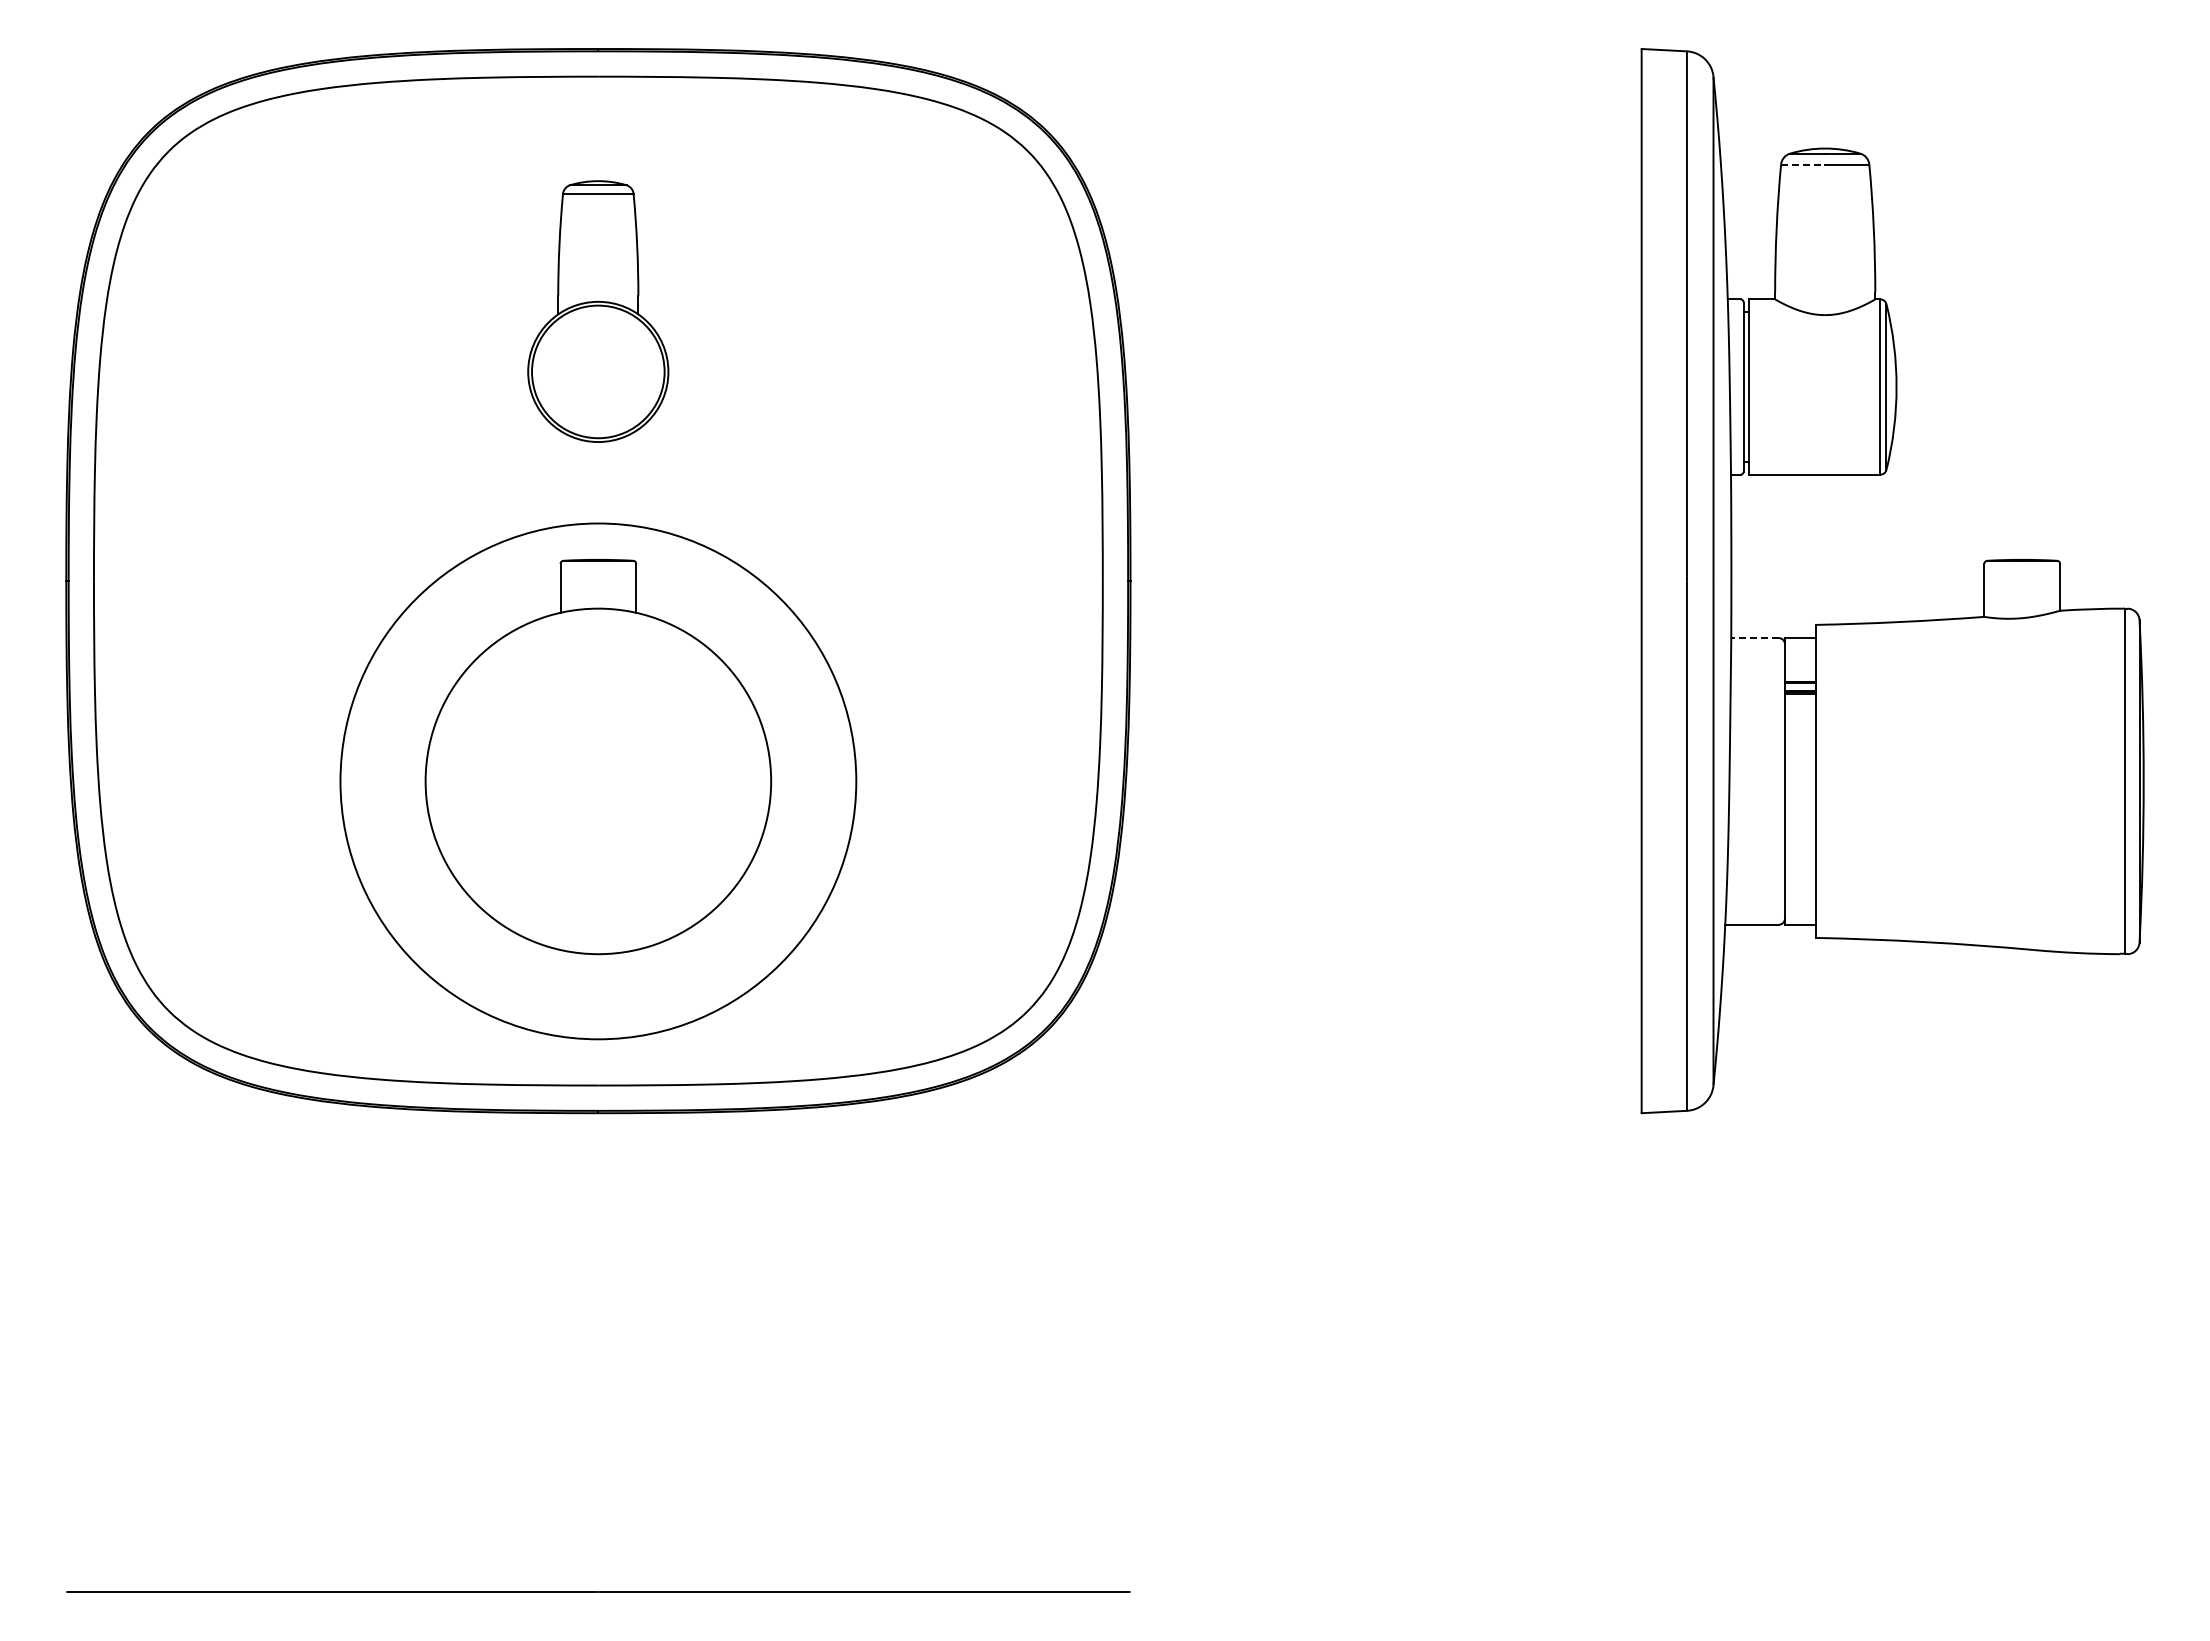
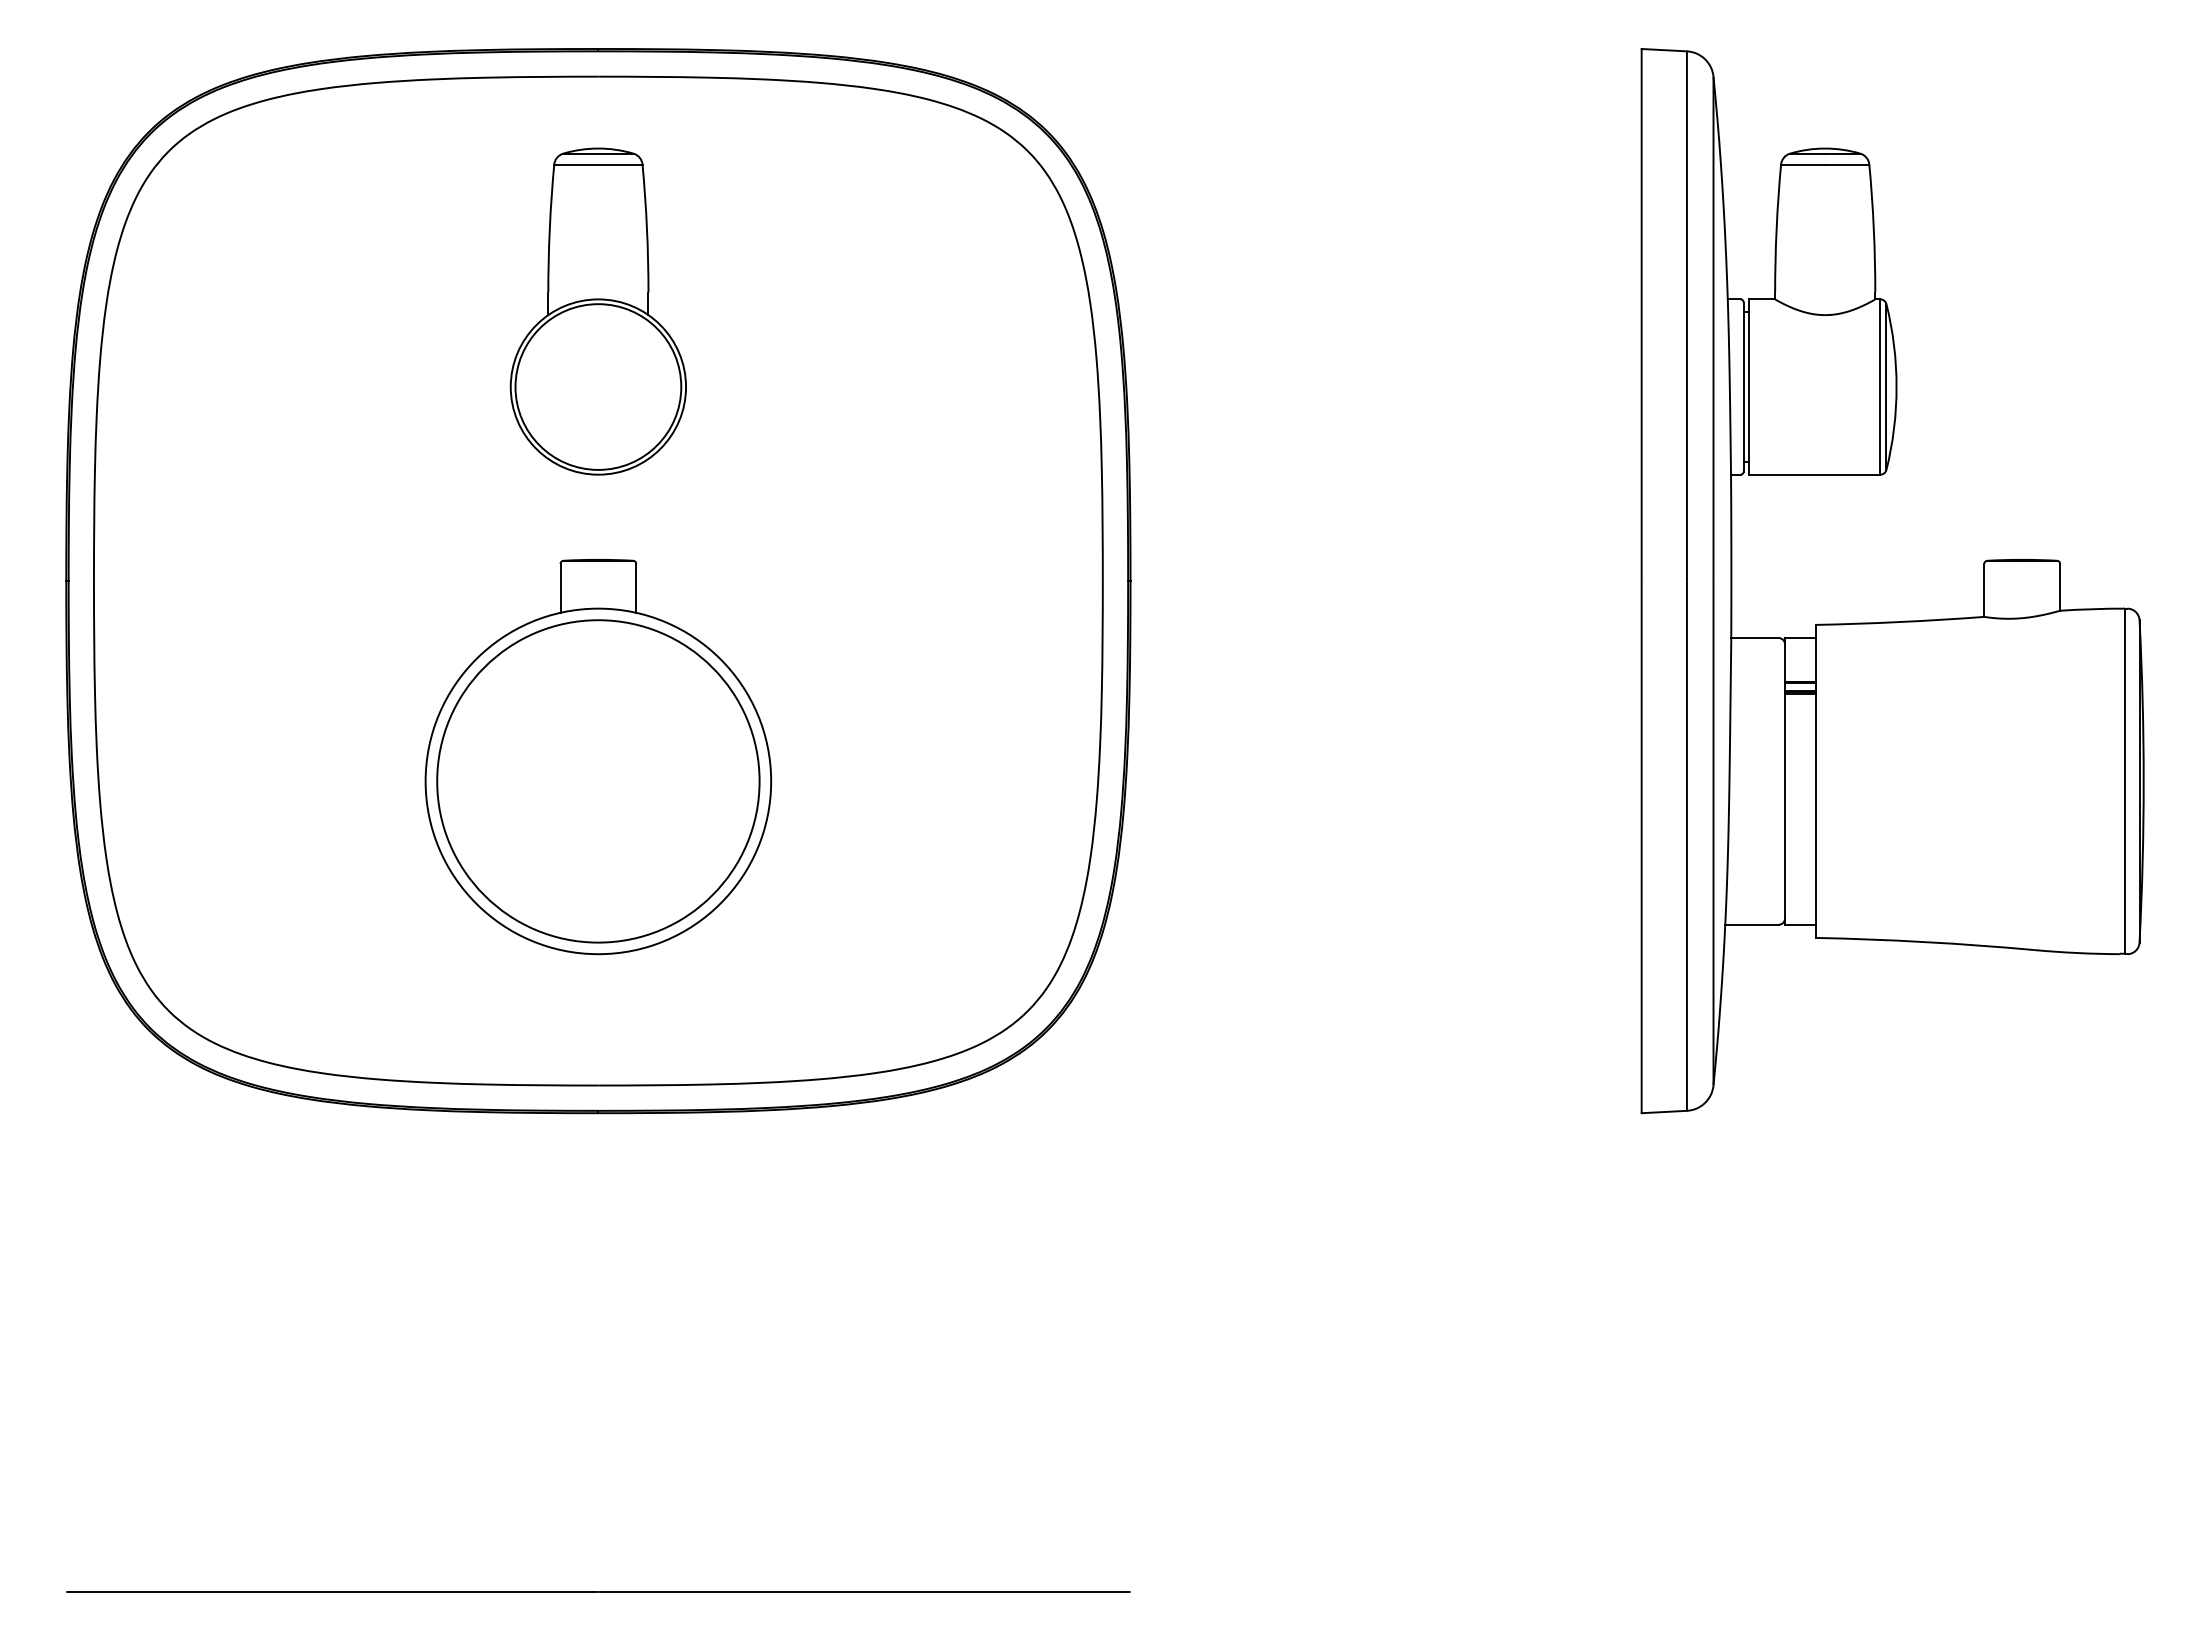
line: dashed -> solid (1803, 164)
part size: 143x263 px -> 178x329 px (597, 311)
line: dashed -> solid (1755, 638)
circle diameter: 516 px -> 322 px (598, 781)
